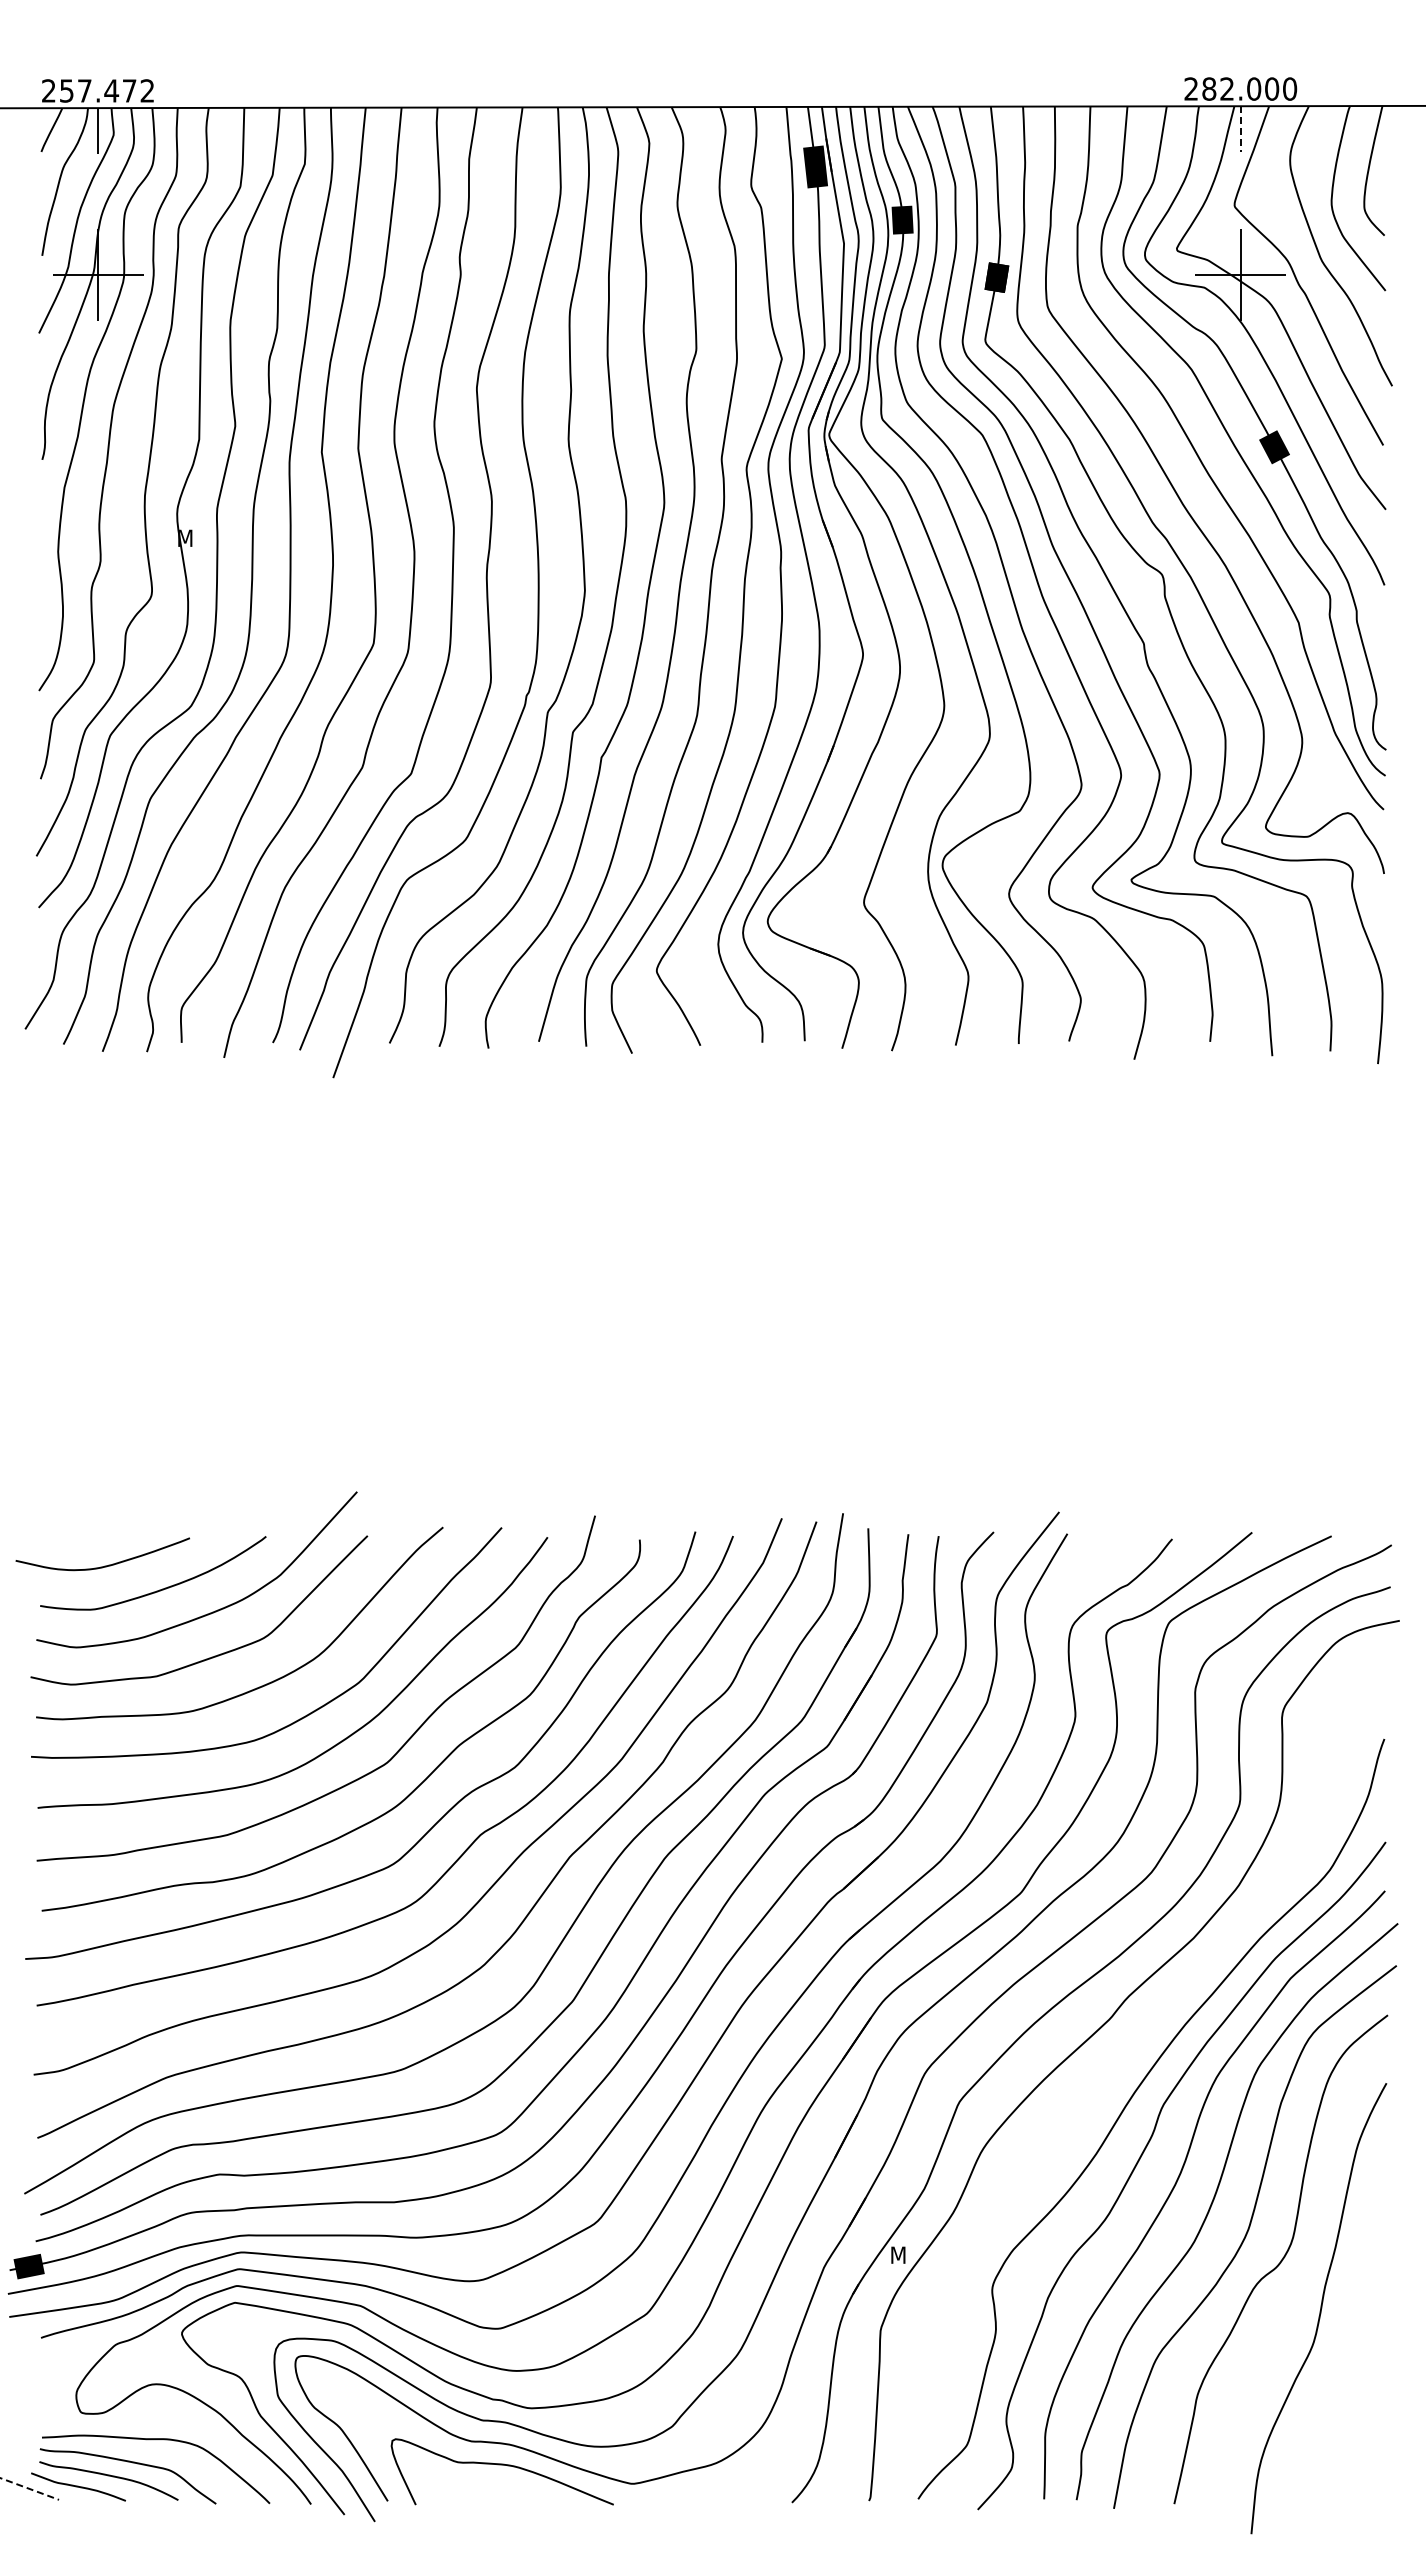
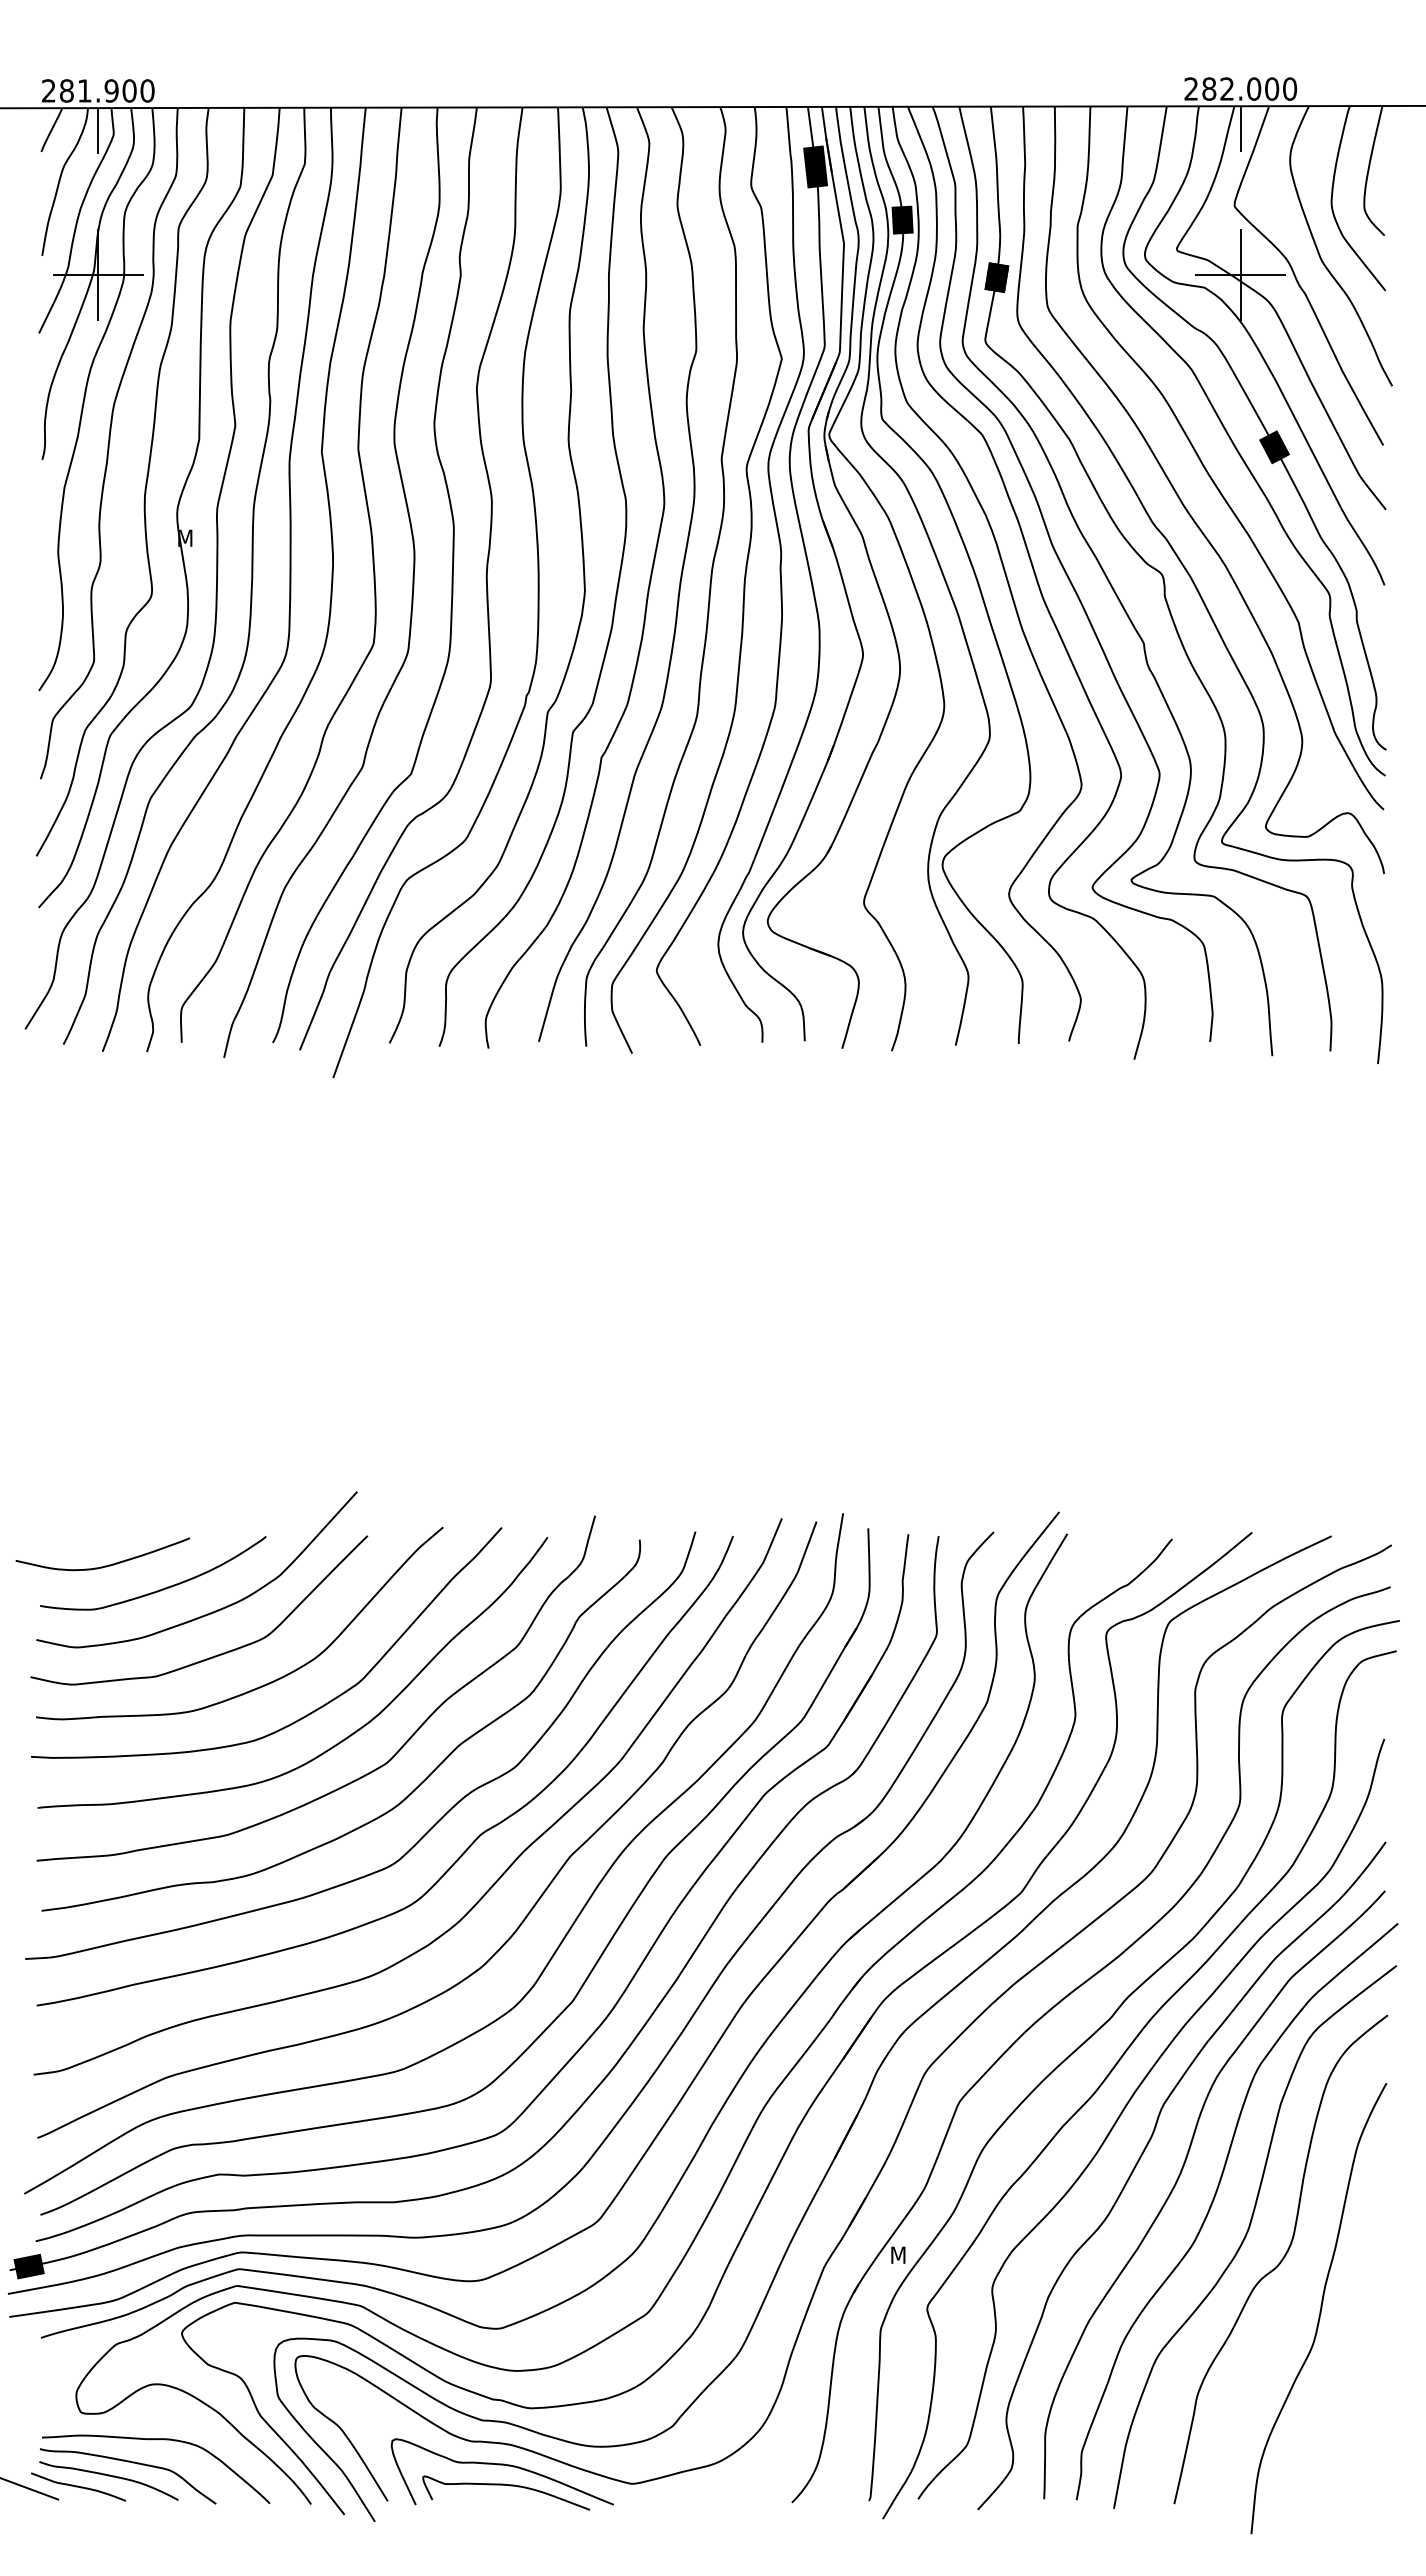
text: 257.472 -> 281.900 (107, 90)
line: dashed -> solid (1240, 129)
curve: none -> present (1115, 2067)
curve: none -> present (509, 2486)
line: dashed -> solid (30, 2489)
